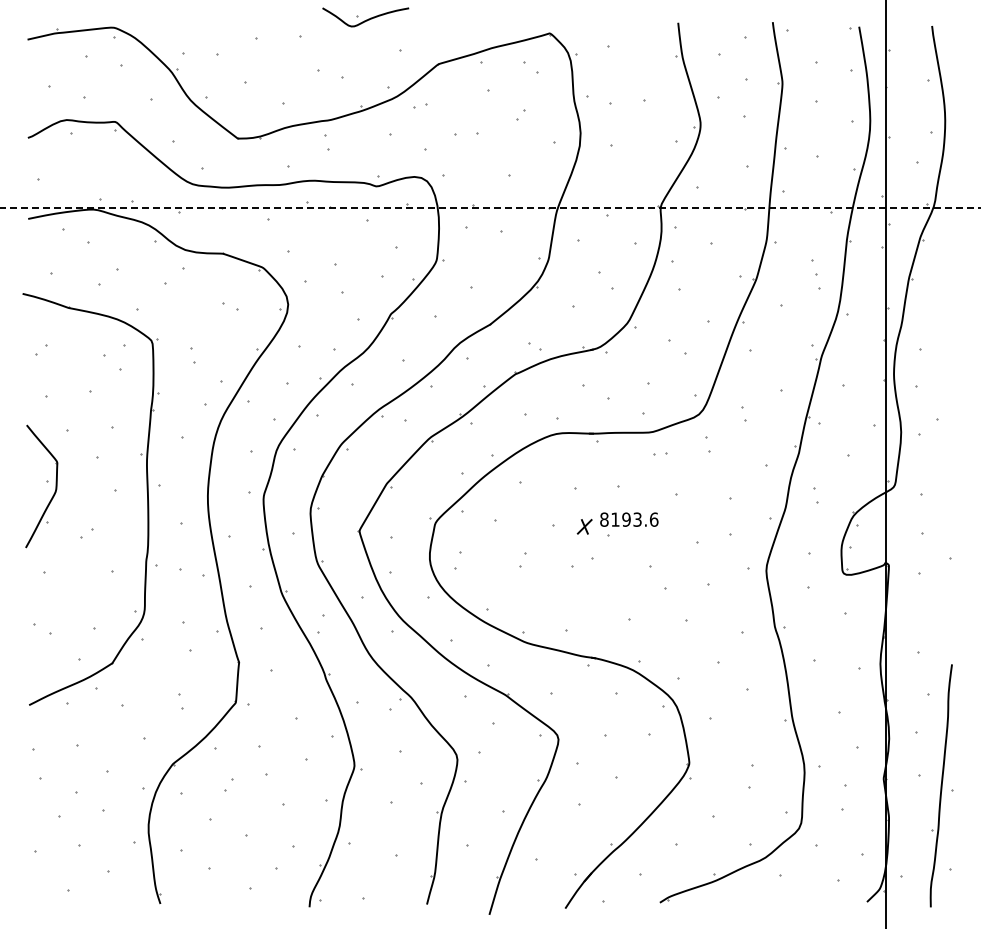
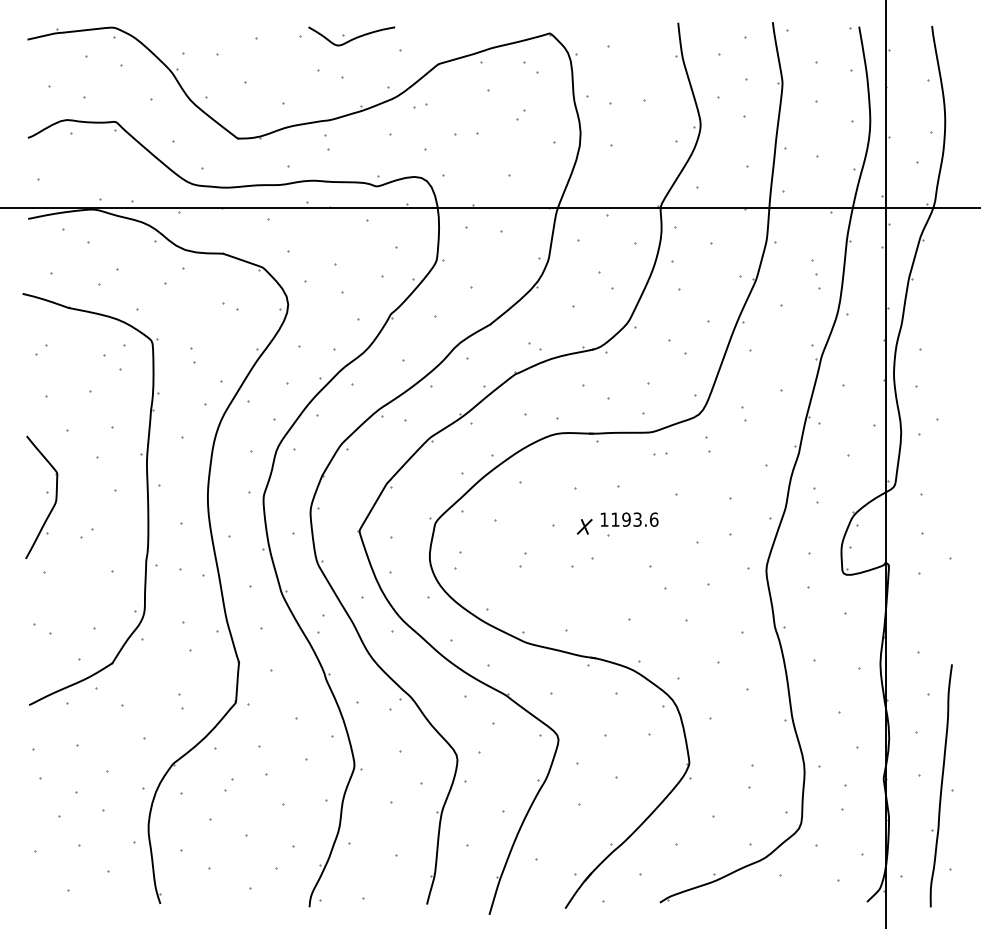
part position: (365, 17) -> (351, 36) (351, 36)
line: dashed -> solid (490, 207)
part position: (46, 481) -> (46, 492) (46, 492)
text: 8193.6 -> 1193.6 (604, 519)
